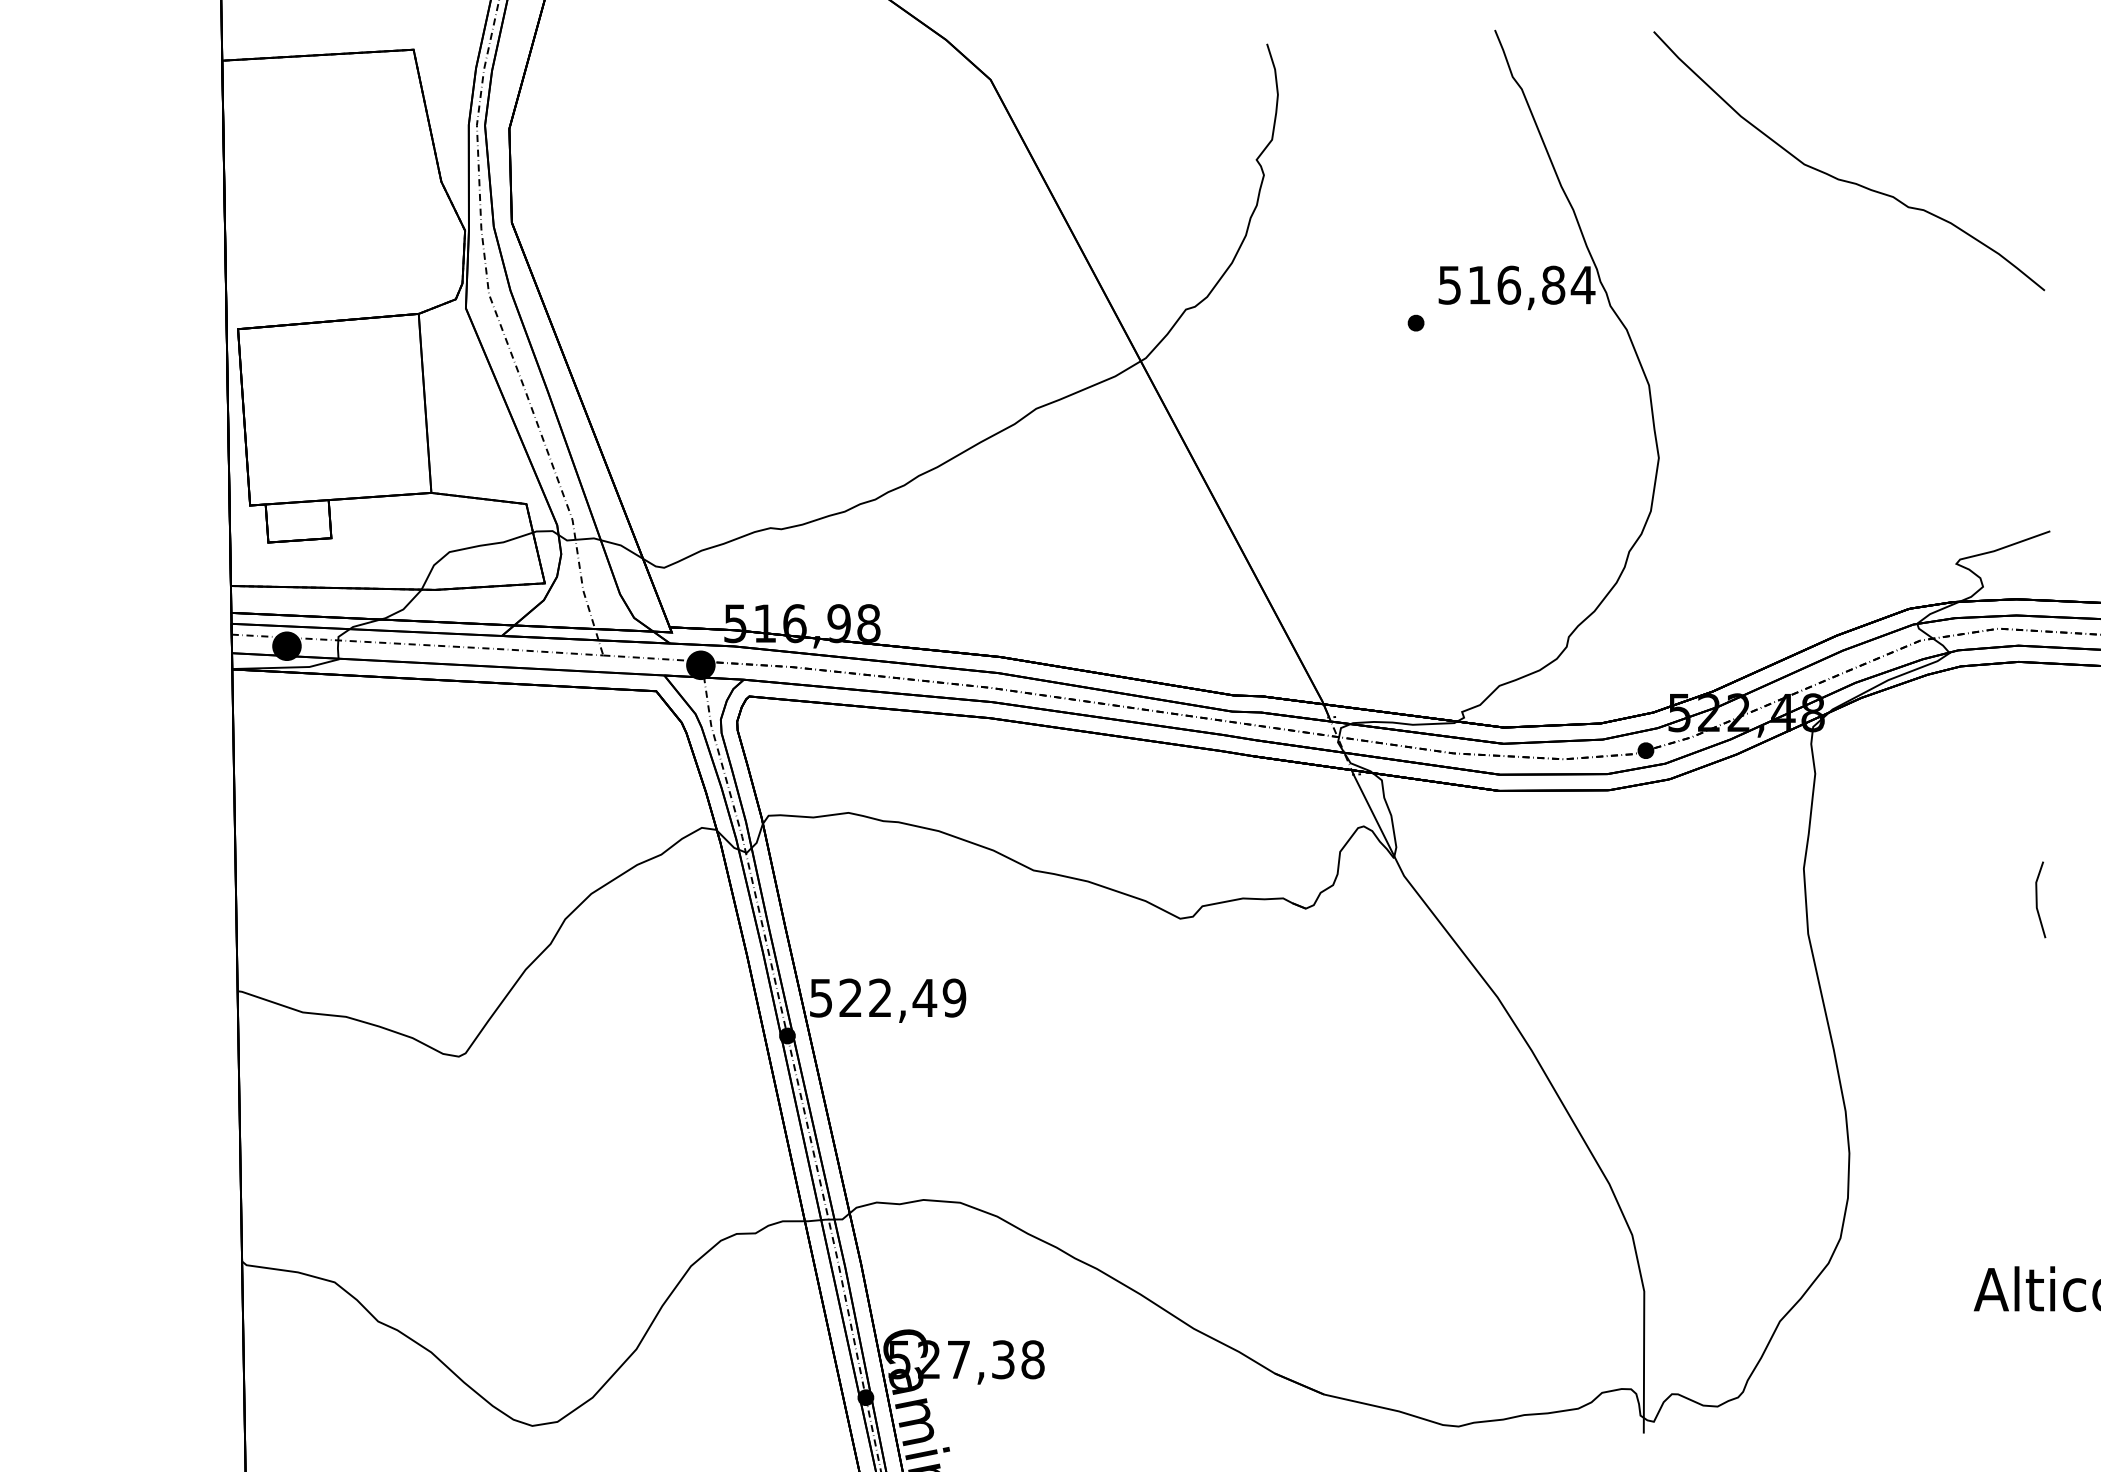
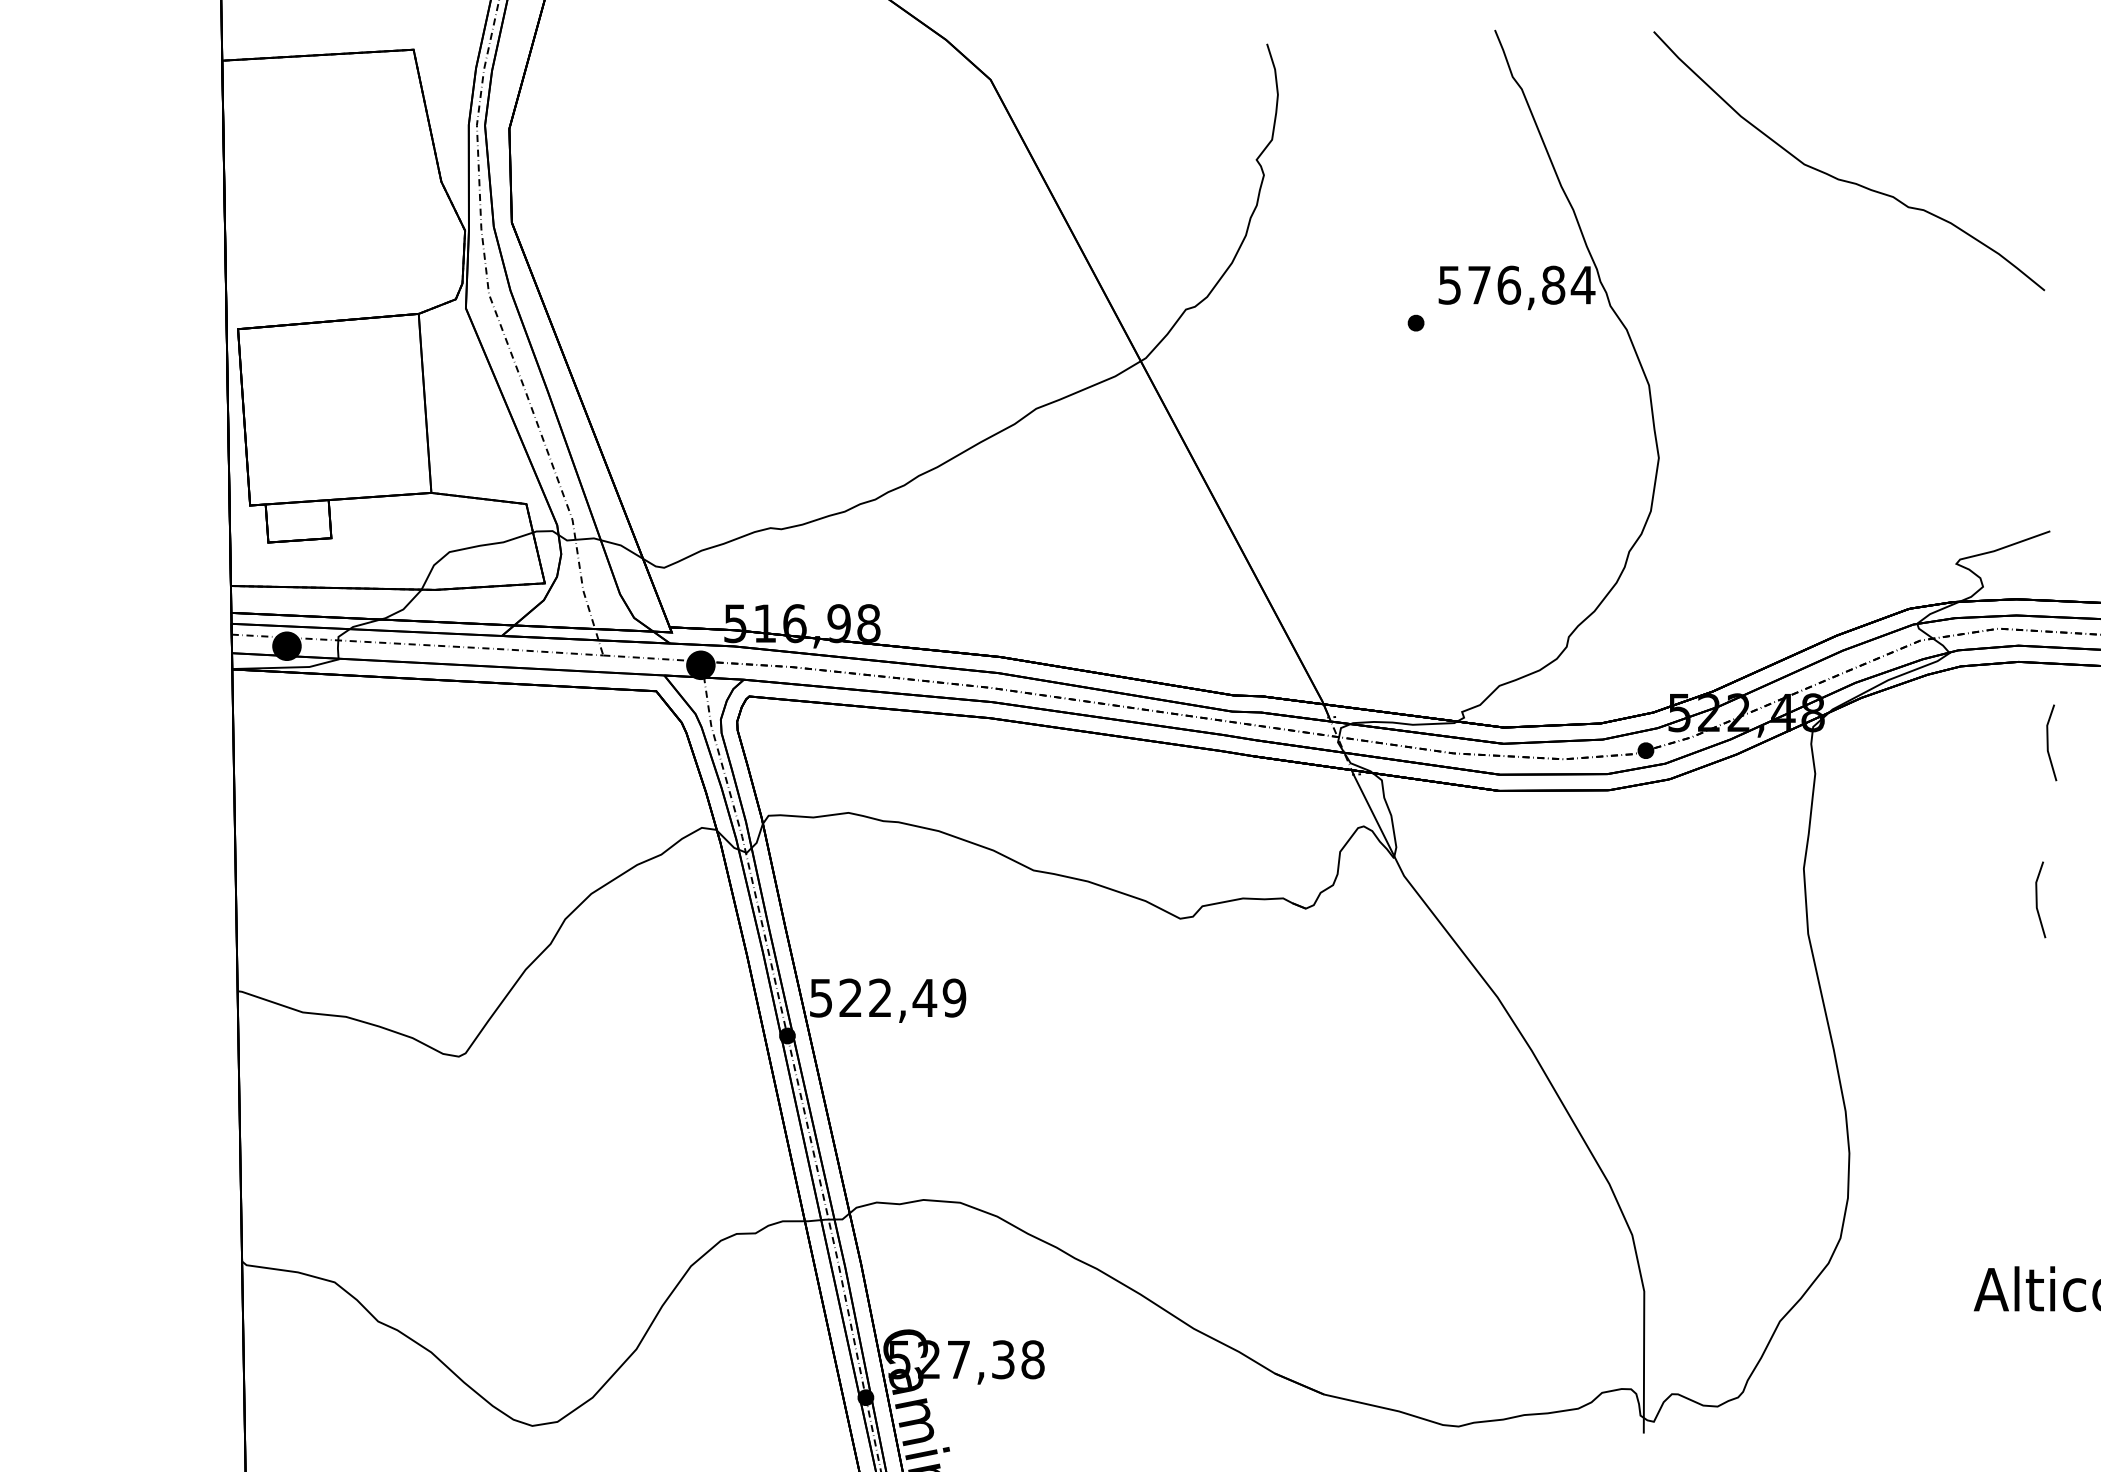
text: 516,84 -> 576,84 (1479, 285)
line: none -> present (2048, 742)
